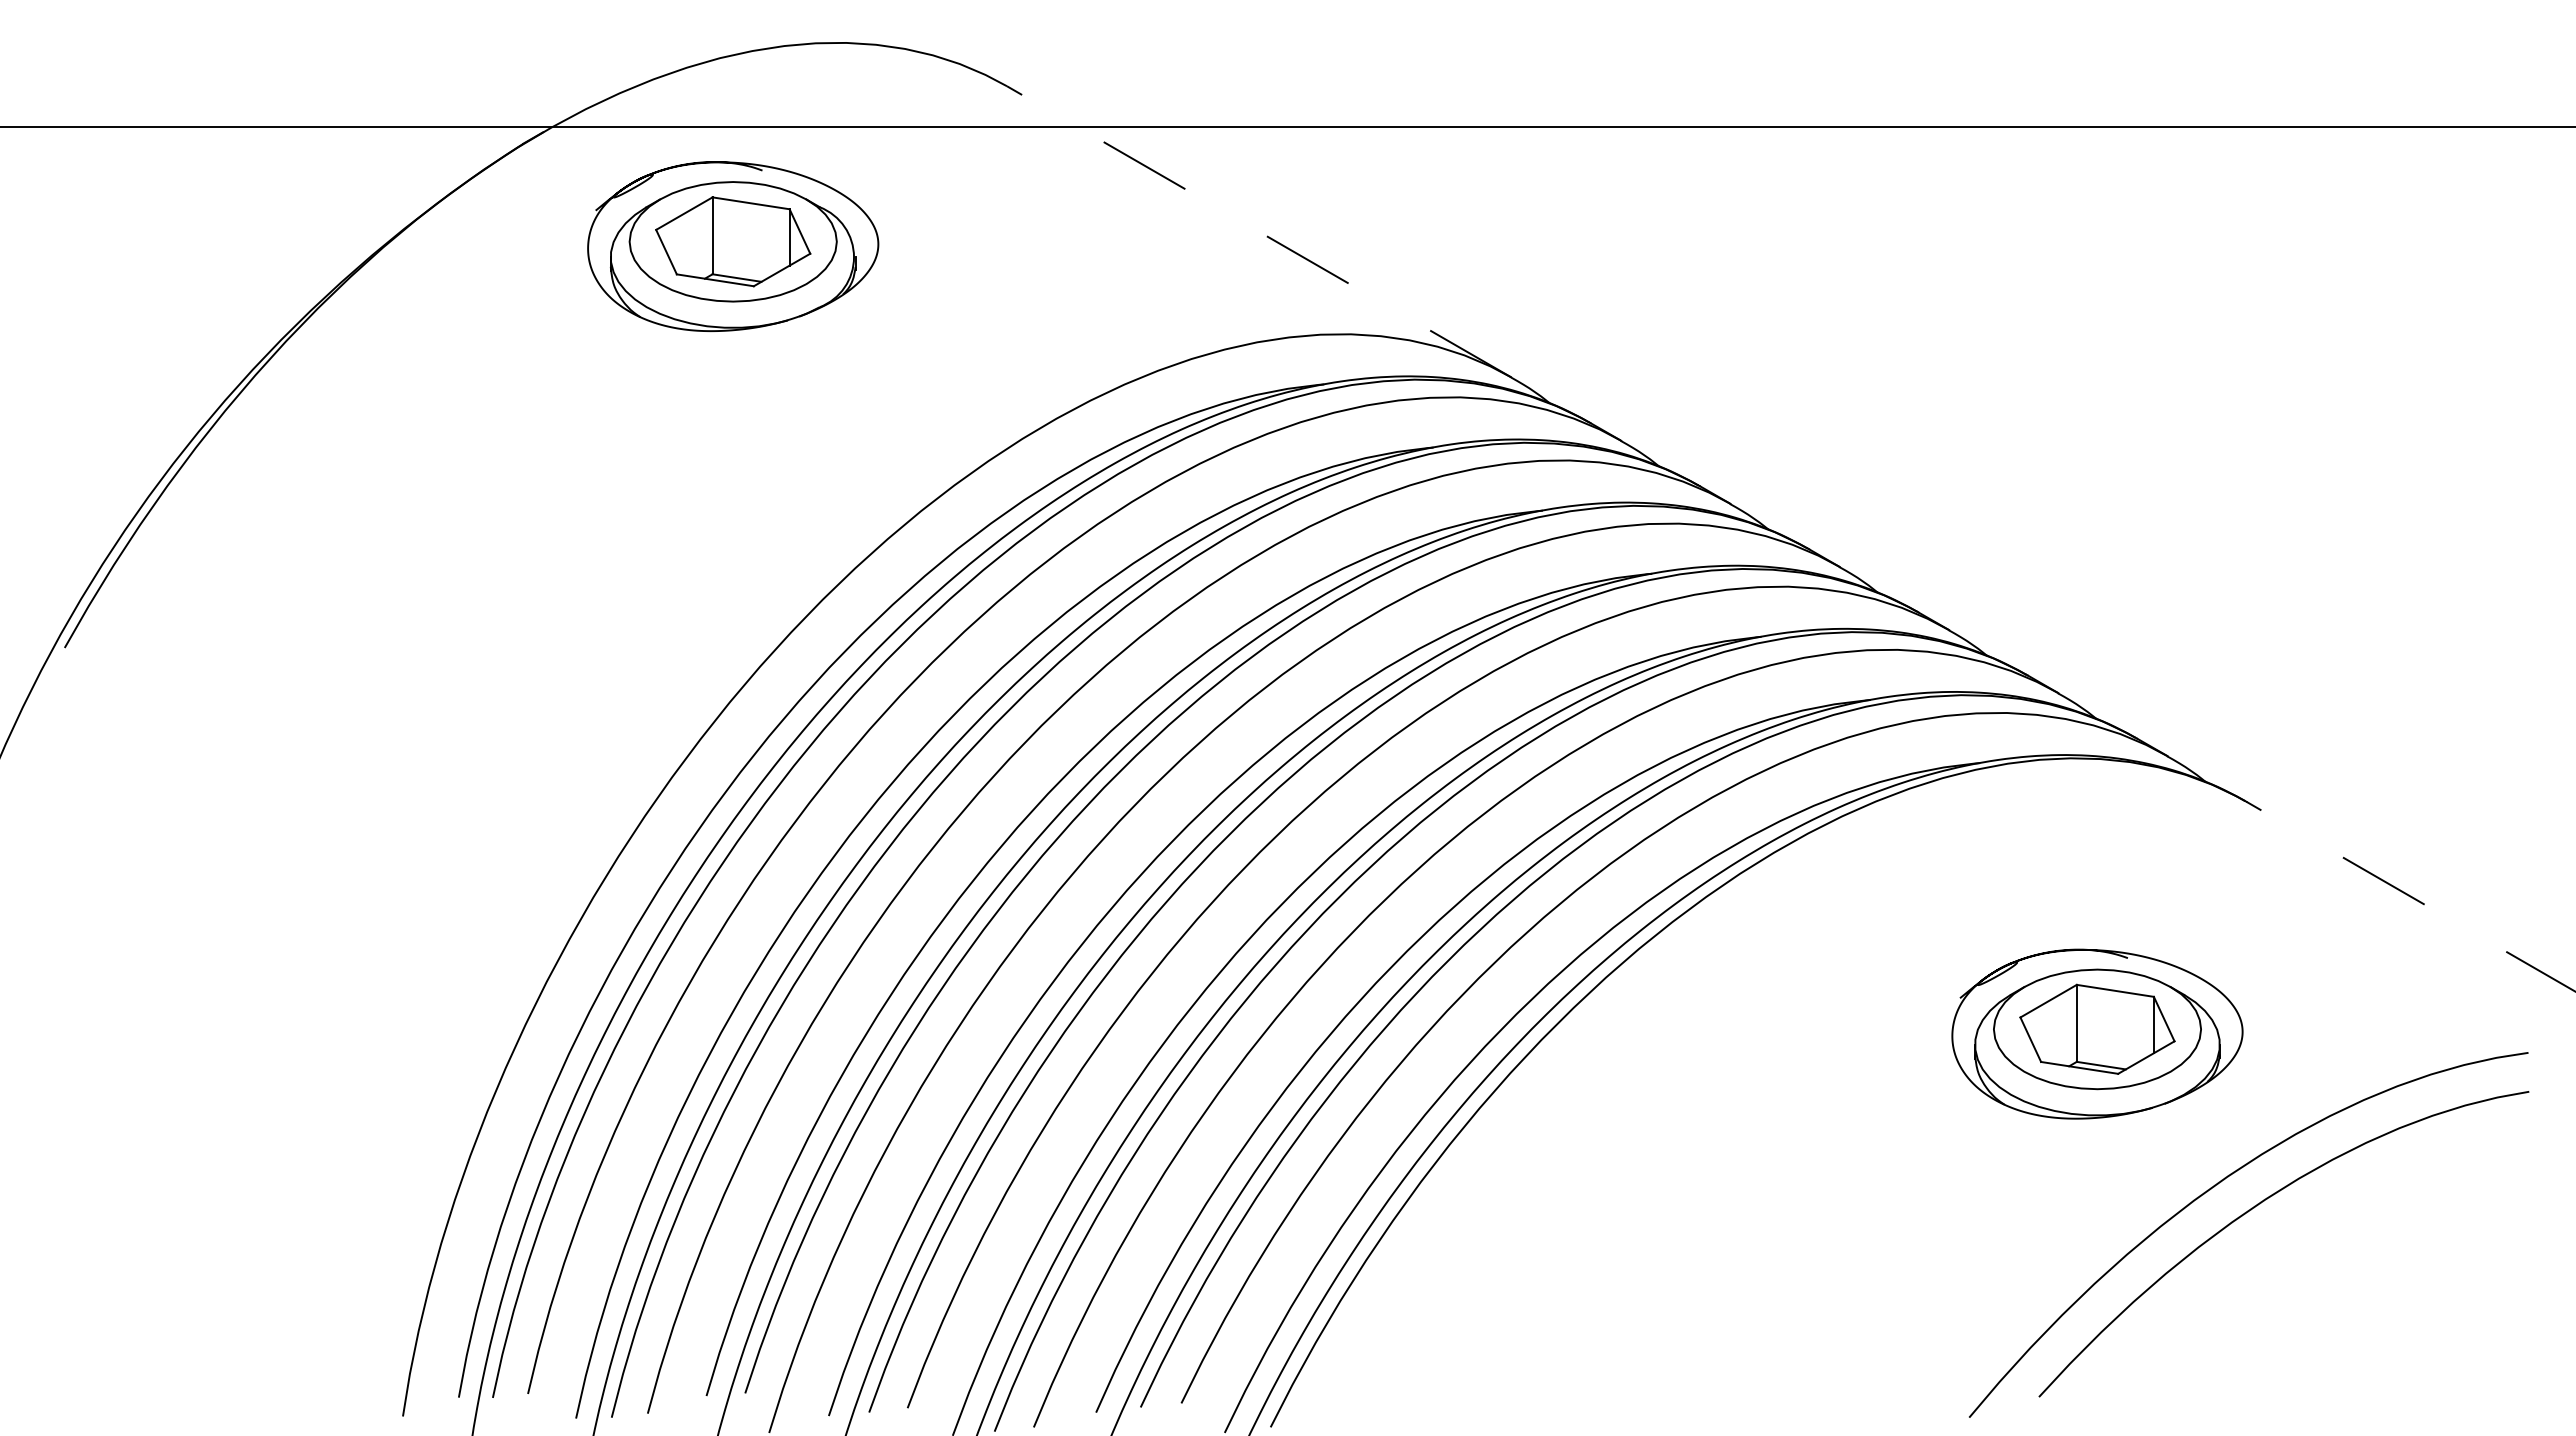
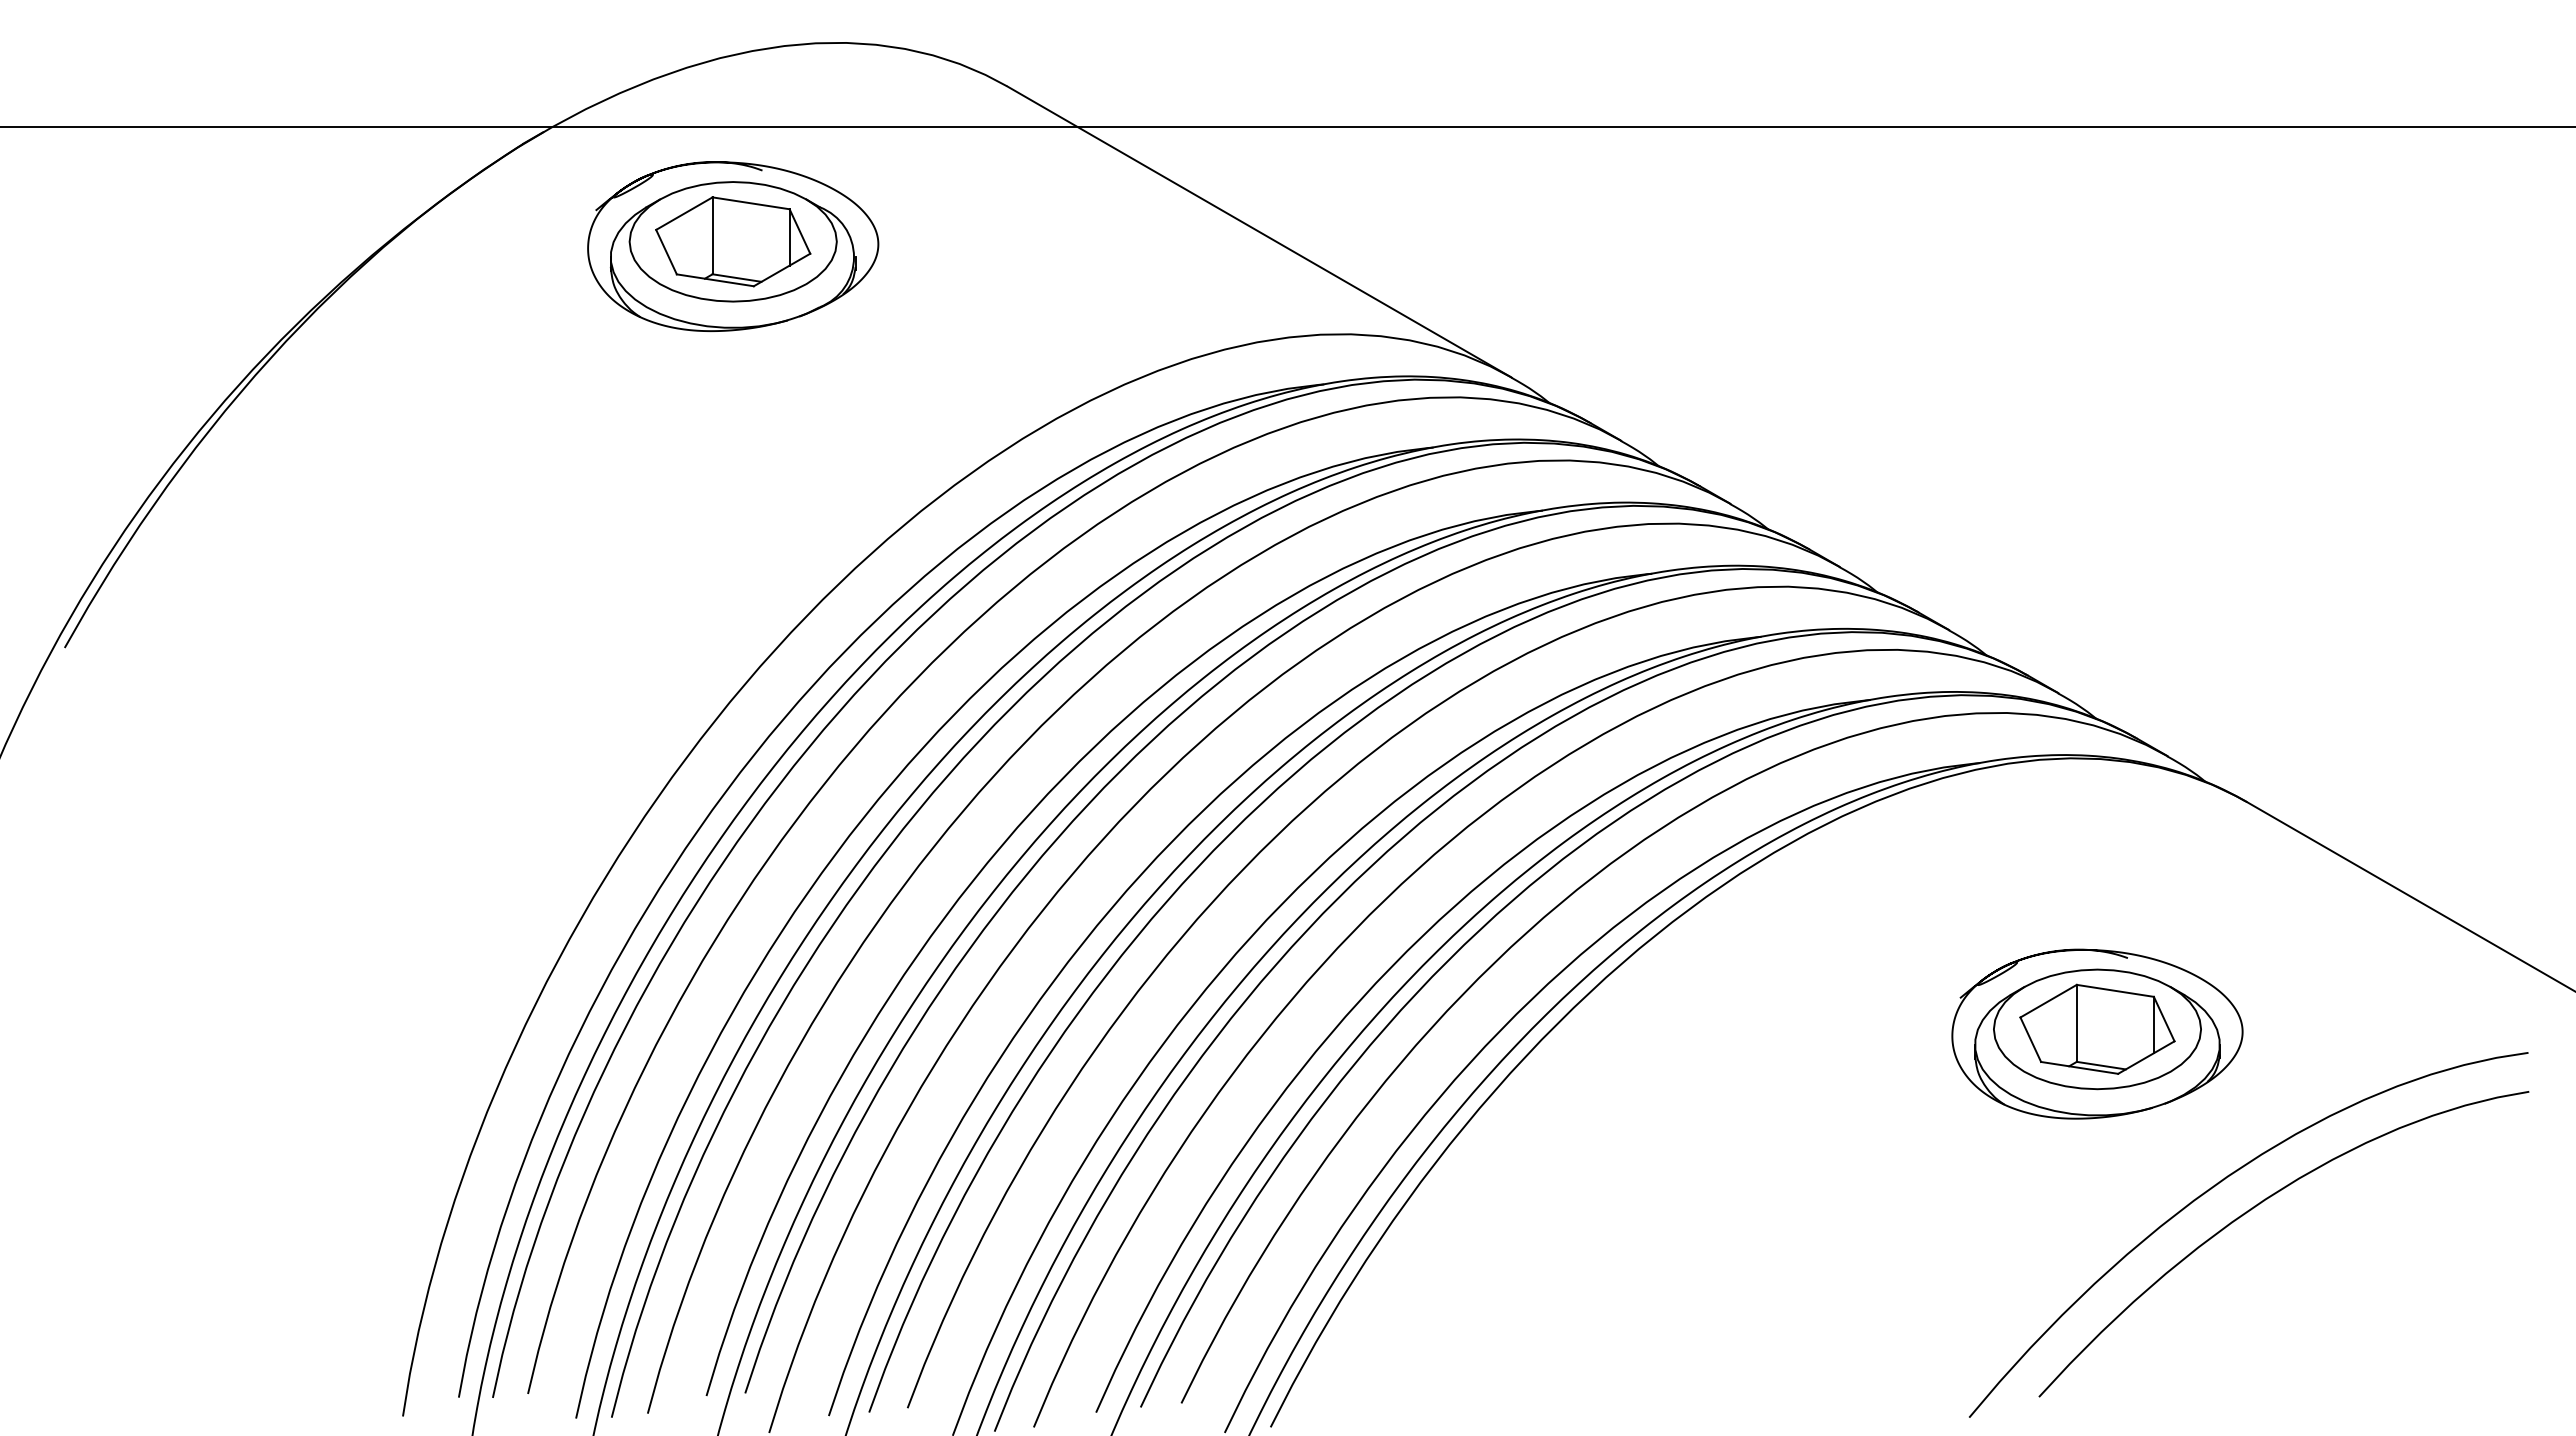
line: dashed -> solid (1259, 231)
line: dashed -> solid (2410, 896)
